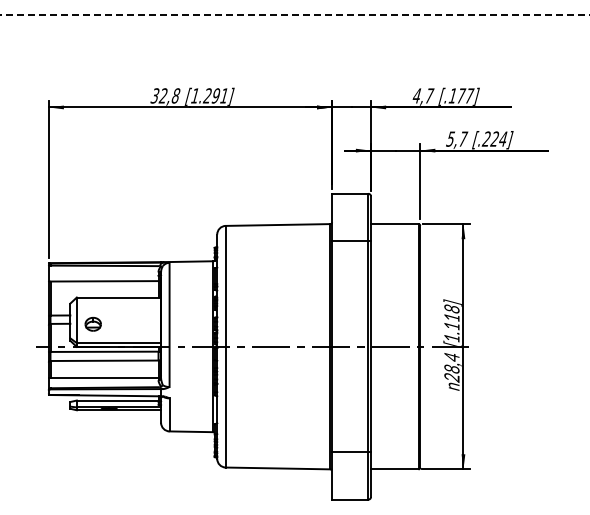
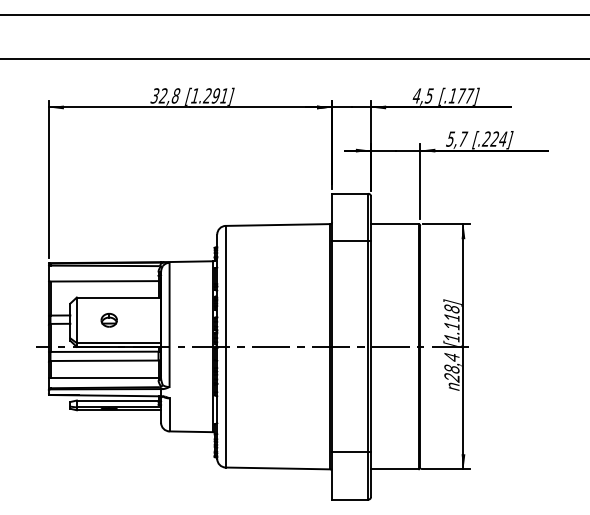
line: dashed -> solid (294, 15)
line: none -> present (294, 58)
text: 4,7 -> 4,5 (429, 95)
part position: (92, 323) -> (108, 319) (108, 319)
